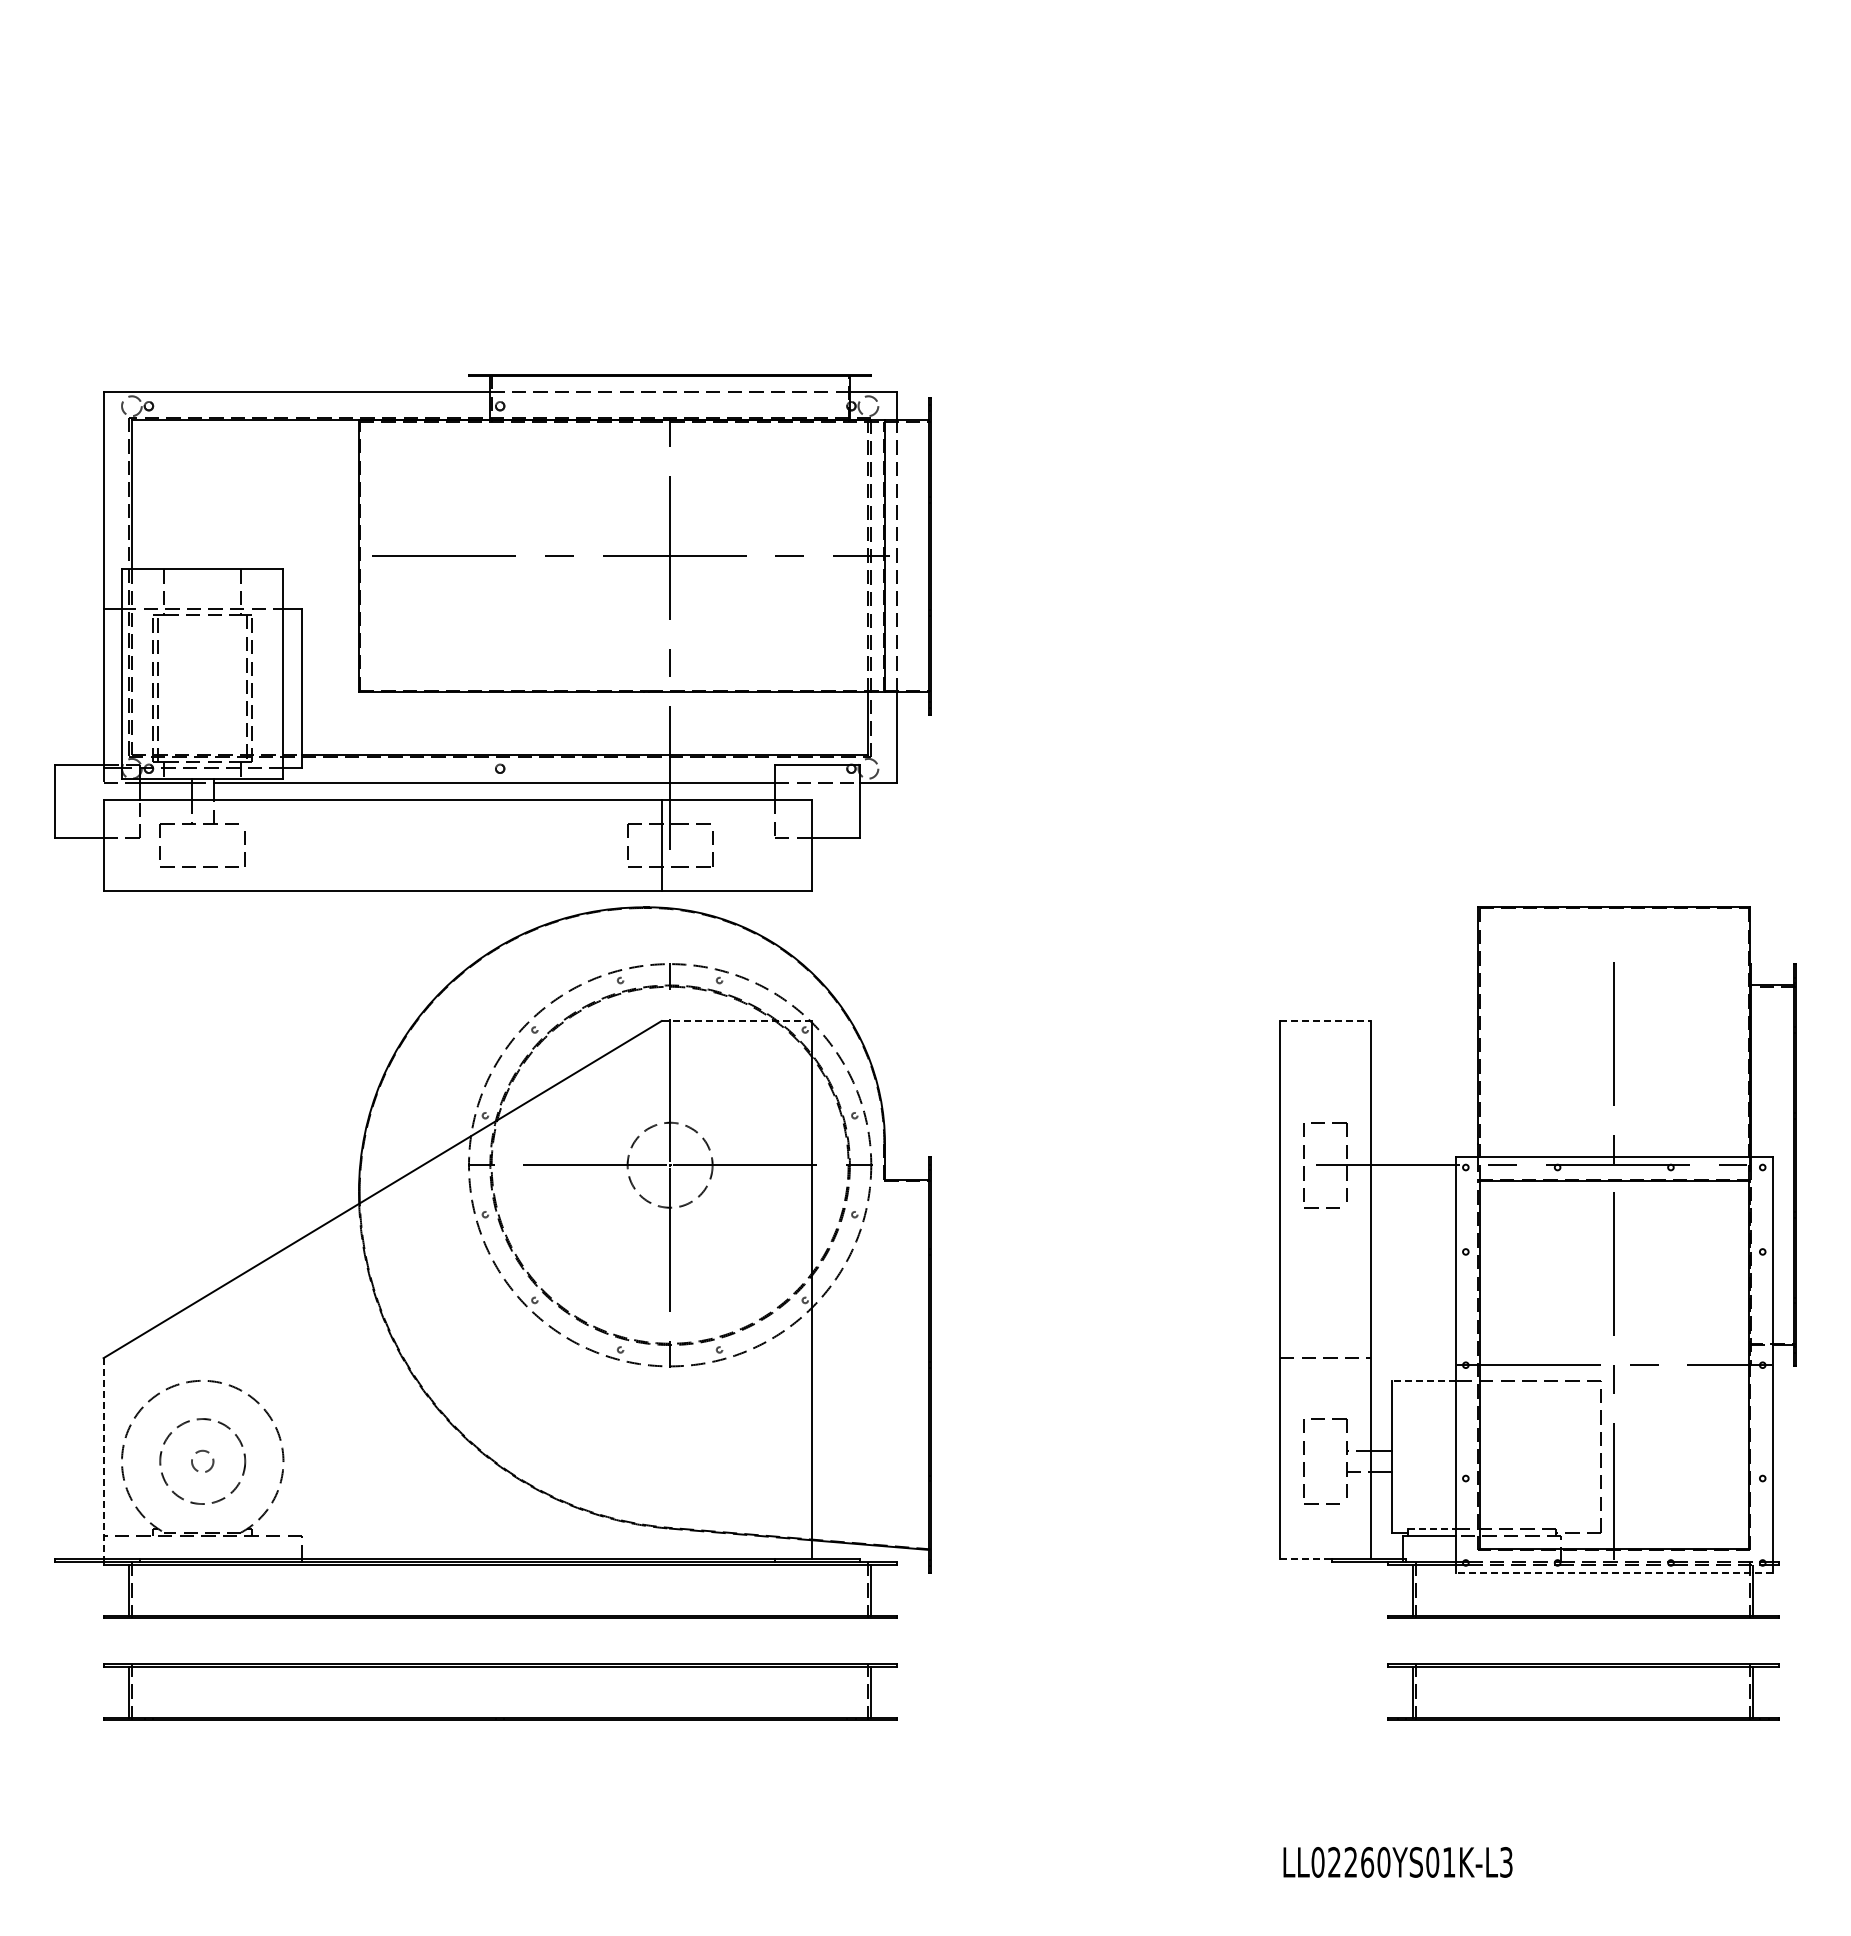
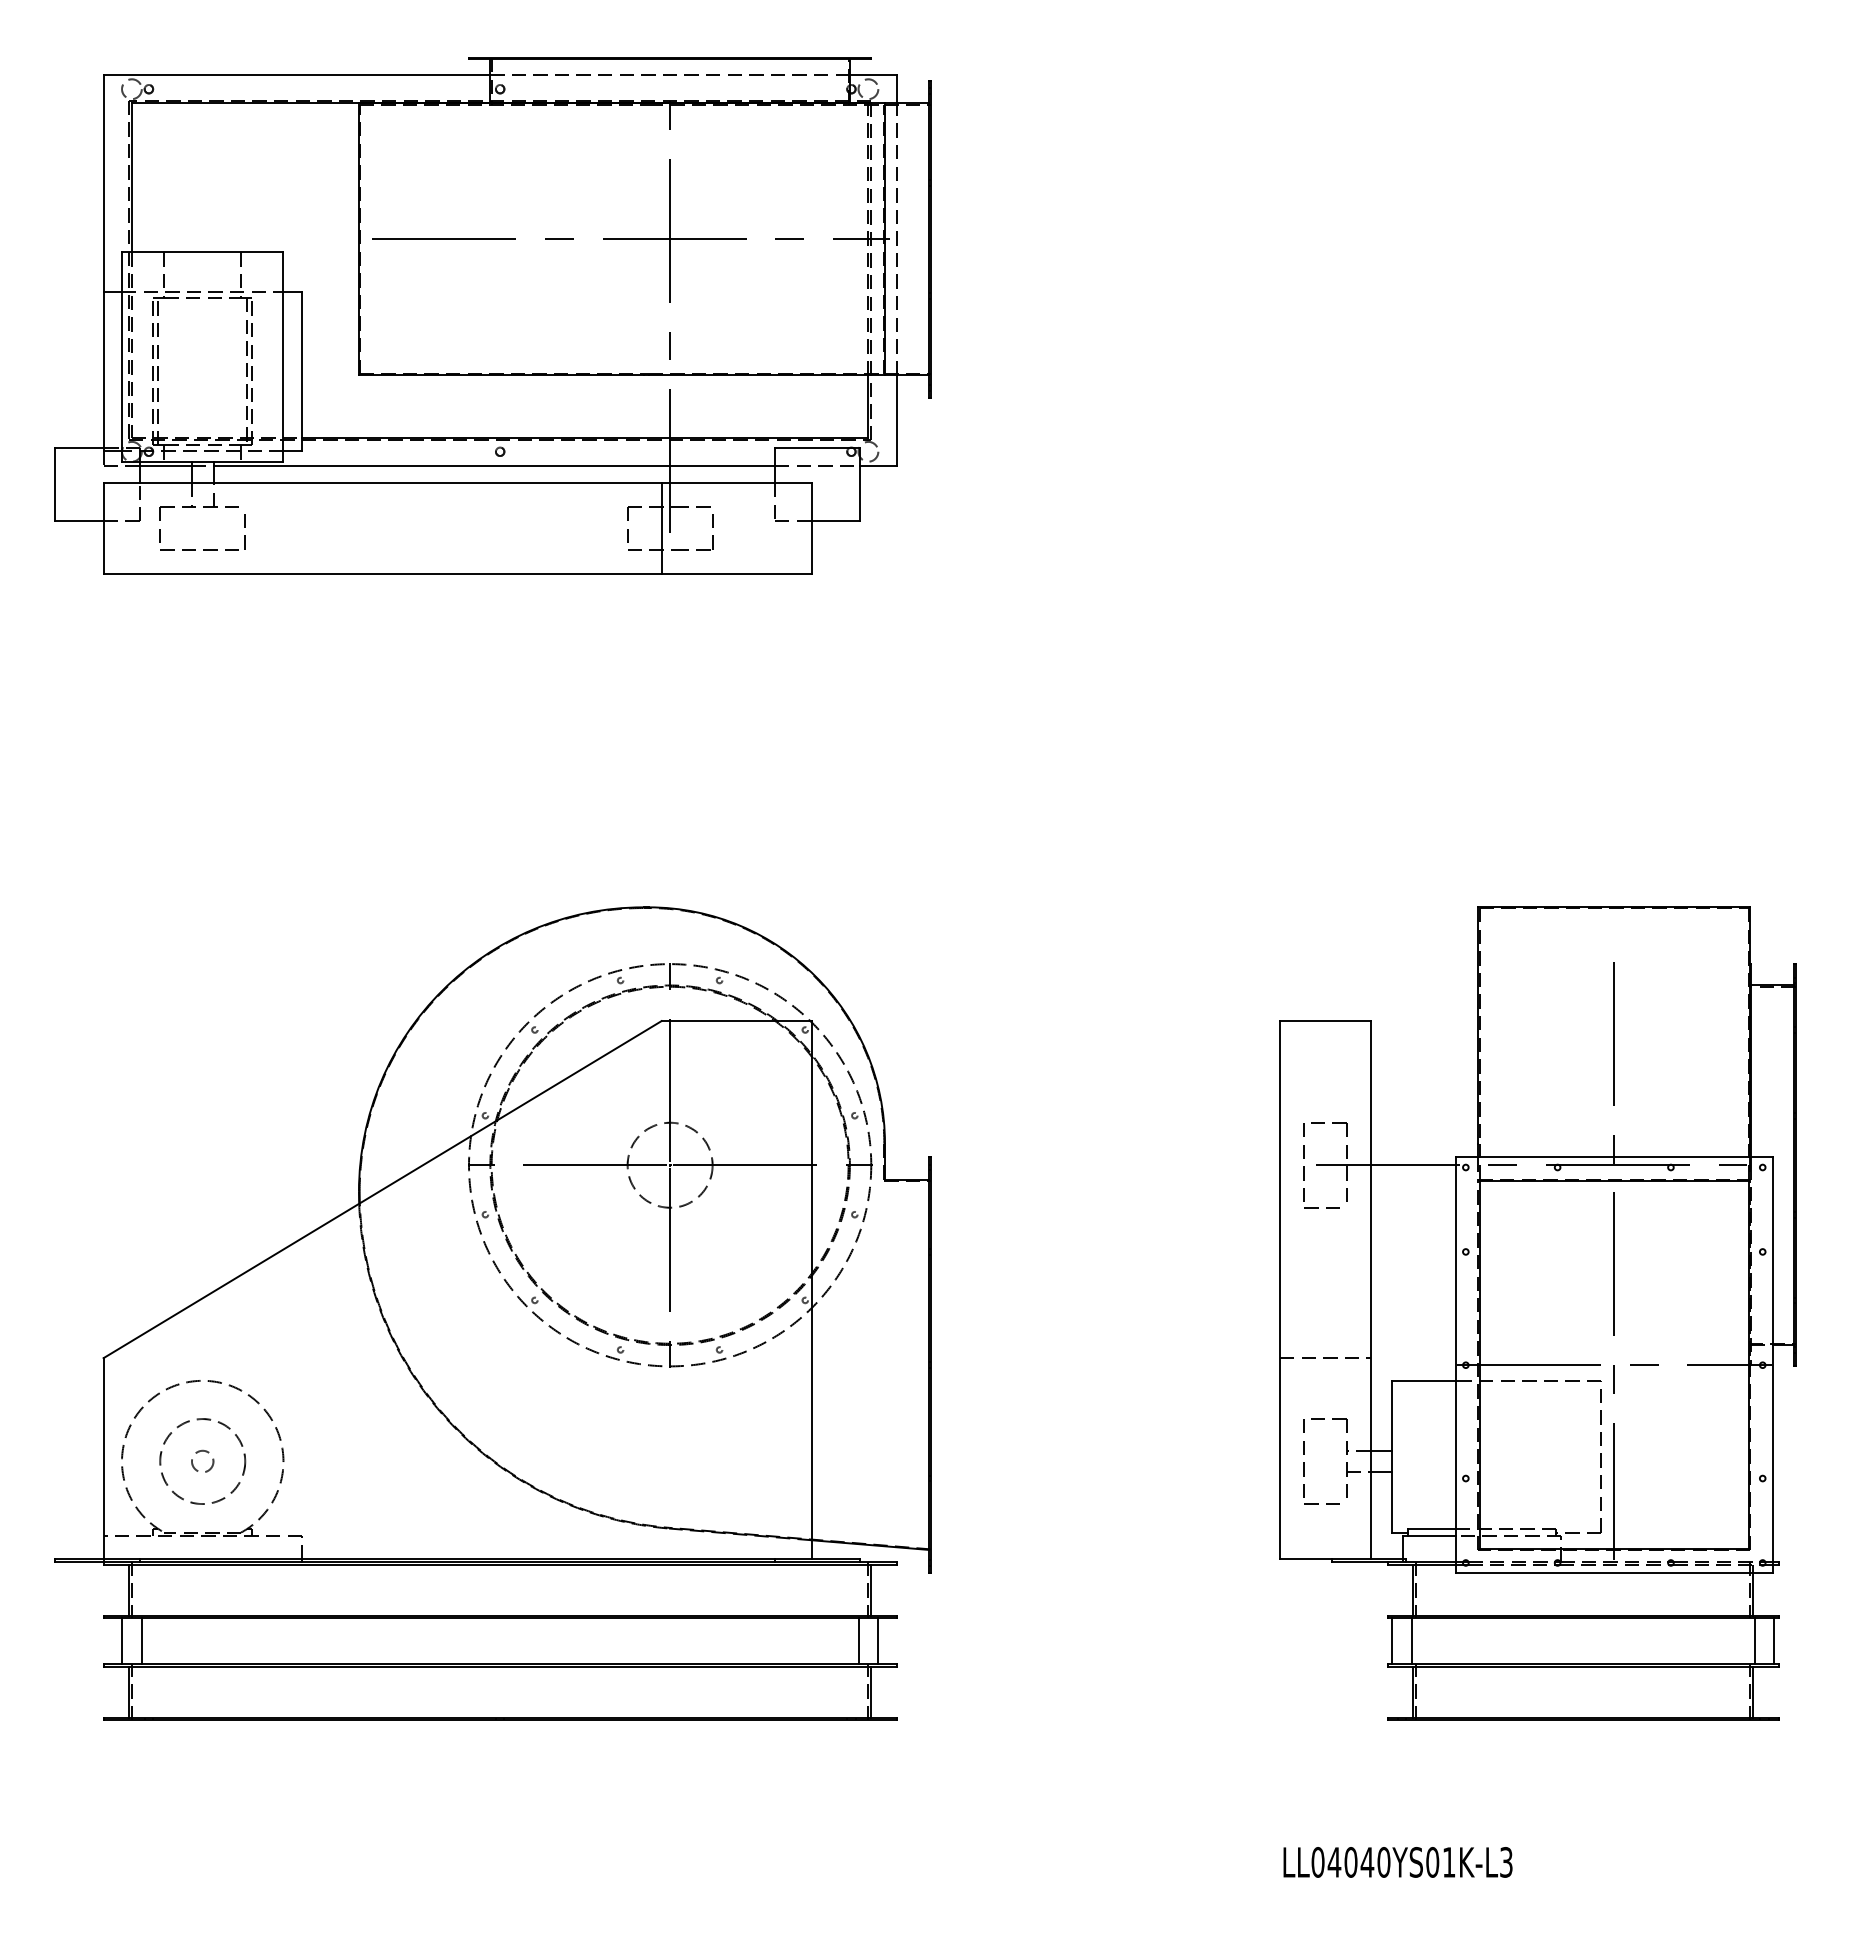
part position: (492, 632) -> (492, 315) (492, 315)
line: dashed -> solid (736, 1021)
line: dashed -> solid (1325, 1021)
line: dashed -> solid (1423, 1380)
line: dashed -> solid (103, 1458)
line: dashed -> solid (1432, 1528)
line: dashed -> solid (1306, 1559)
line: dashed -> solid (1614, 1573)
line: none -> present (122, 1640)
line: none -> present (141, 1640)
line: none -> present (858, 1640)
line: none -> present (878, 1640)
line: none -> present (1391, 1640)
line: none -> present (1411, 1640)
line: none -> present (1754, 1640)
line: none -> present (1774, 1640)
text: LL02260YS01K-L3 -> LL04040YS01K-L3 (1350, 1862)
